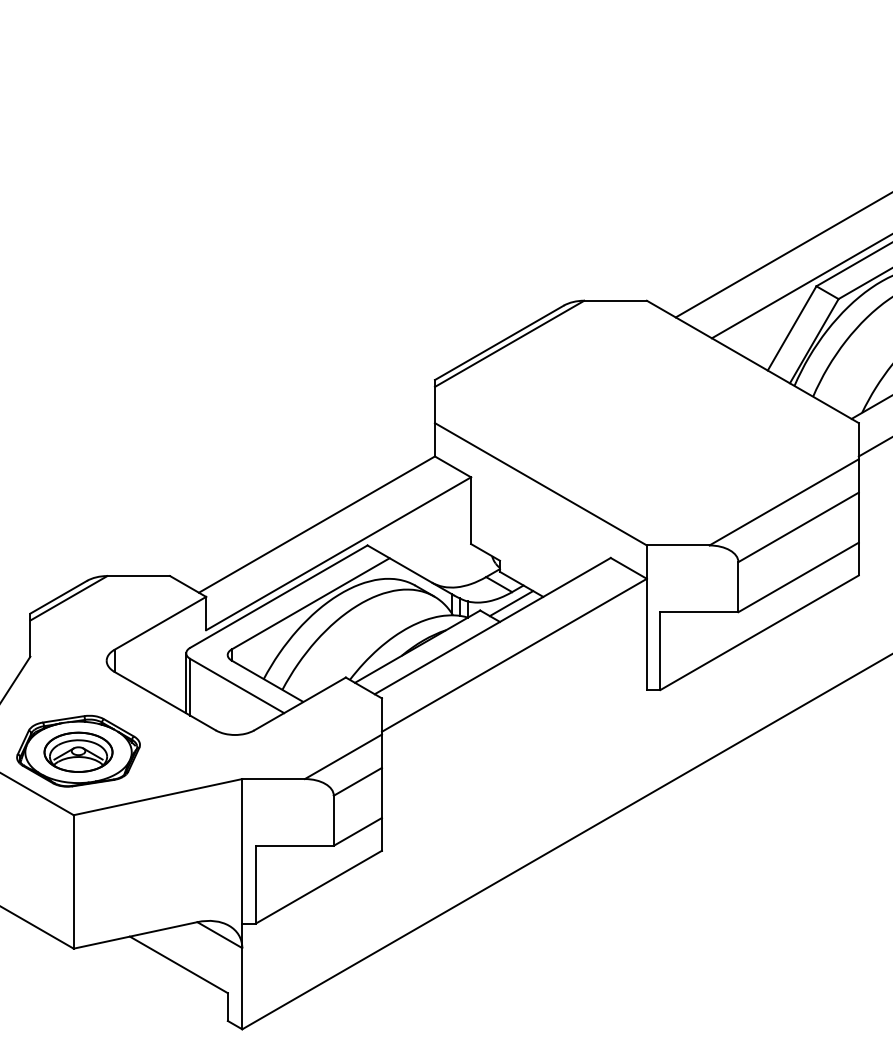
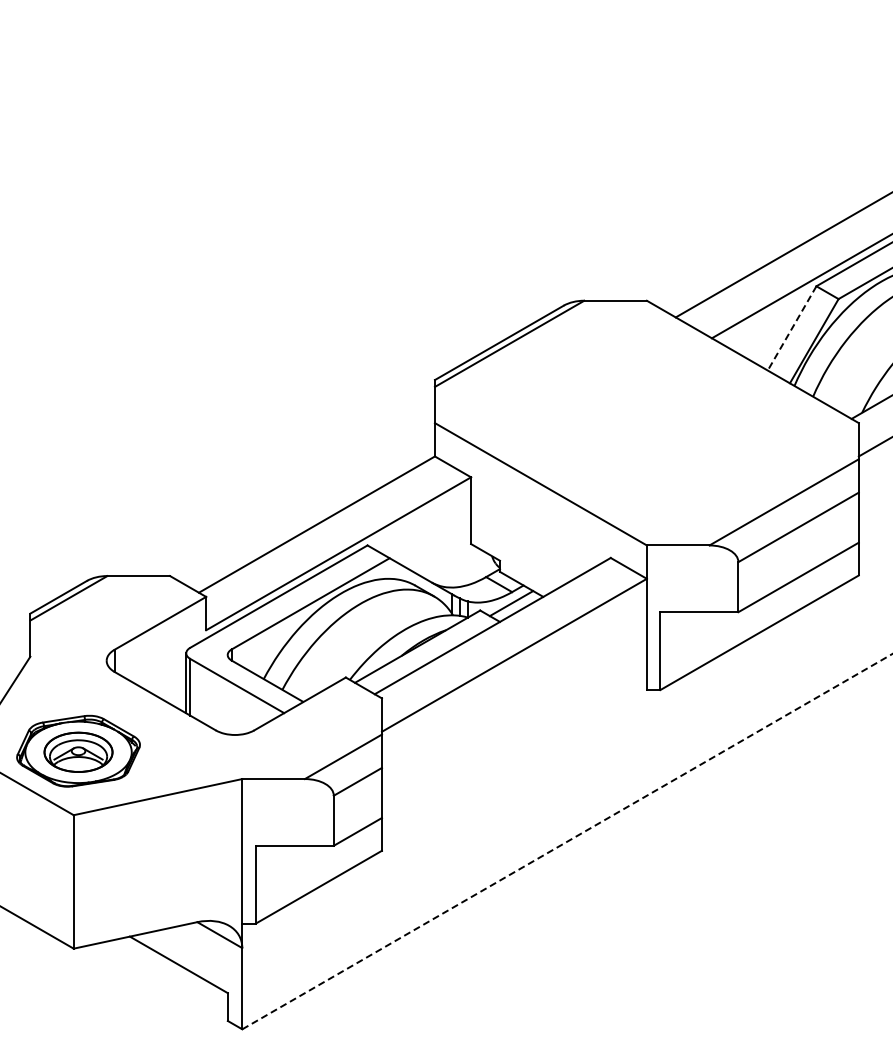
line: solid -> dashed (792, 328)
line: solid -> dashed (567, 841)
